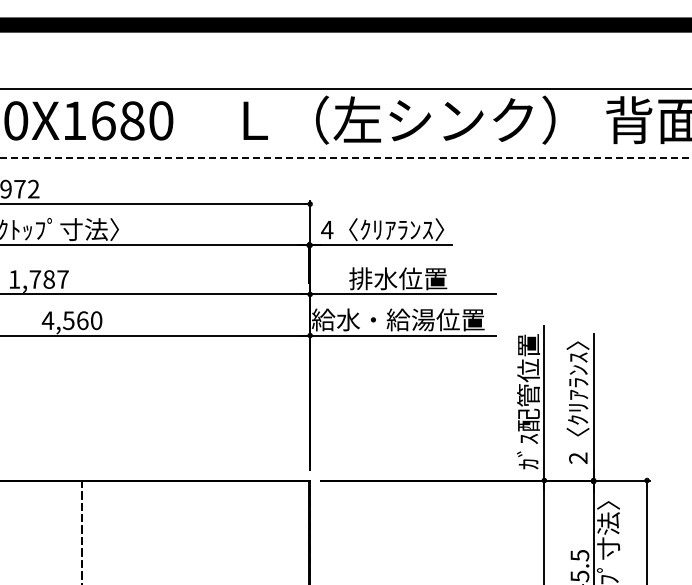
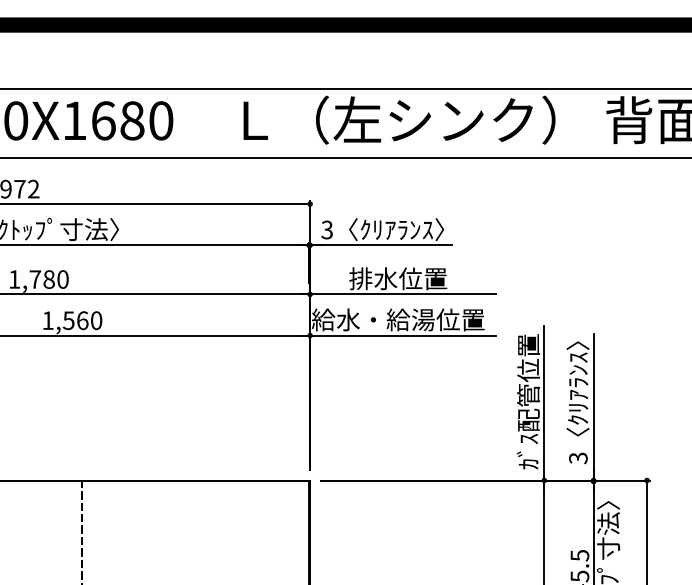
line: dashed -> solid (346, 158)
text: 4 -> 3 (327, 229)
text: 1,787 -> 1,780 (62, 279)
text: 4,560 -> 1,560 (47, 320)
text: 2 -> 3 (578, 458)
